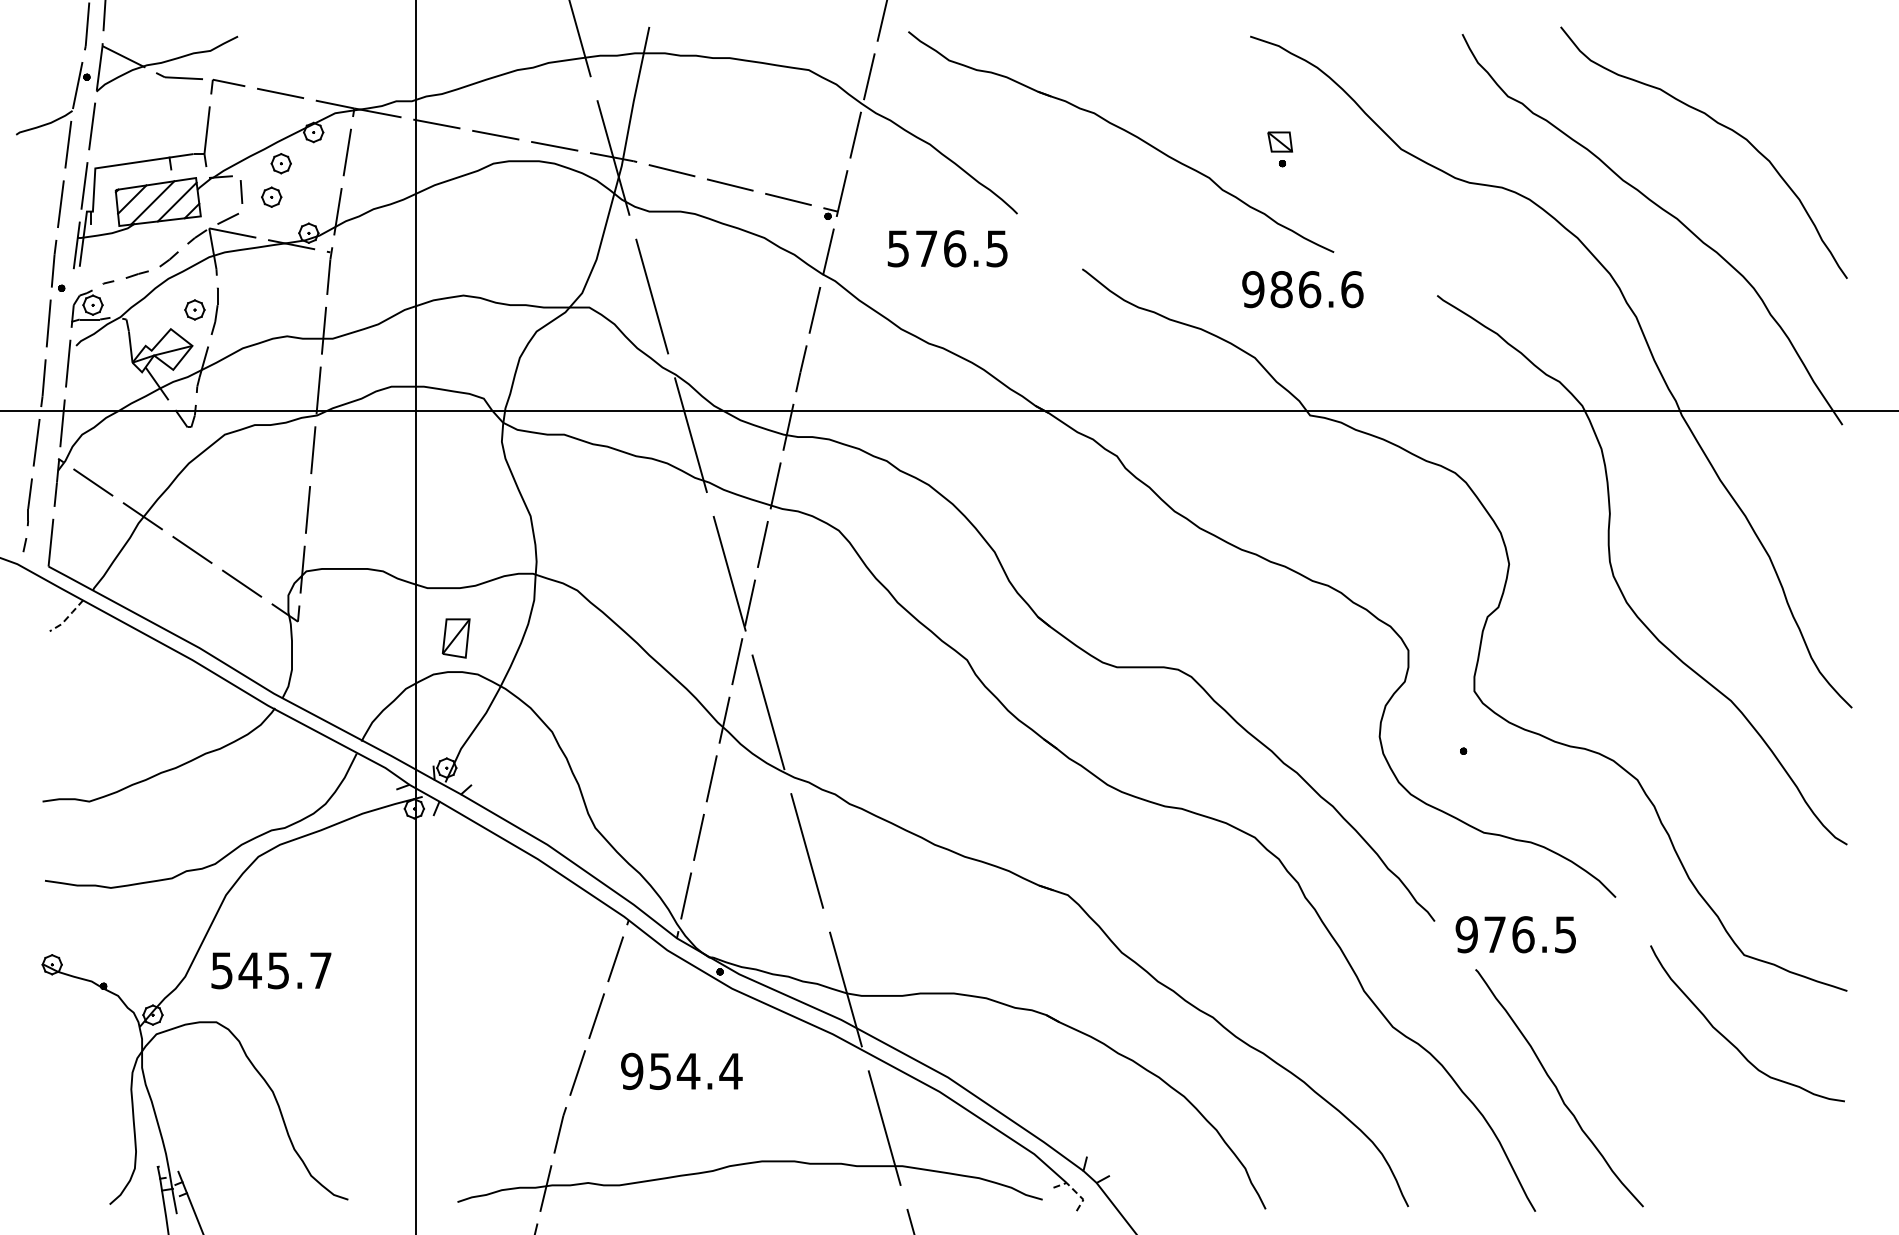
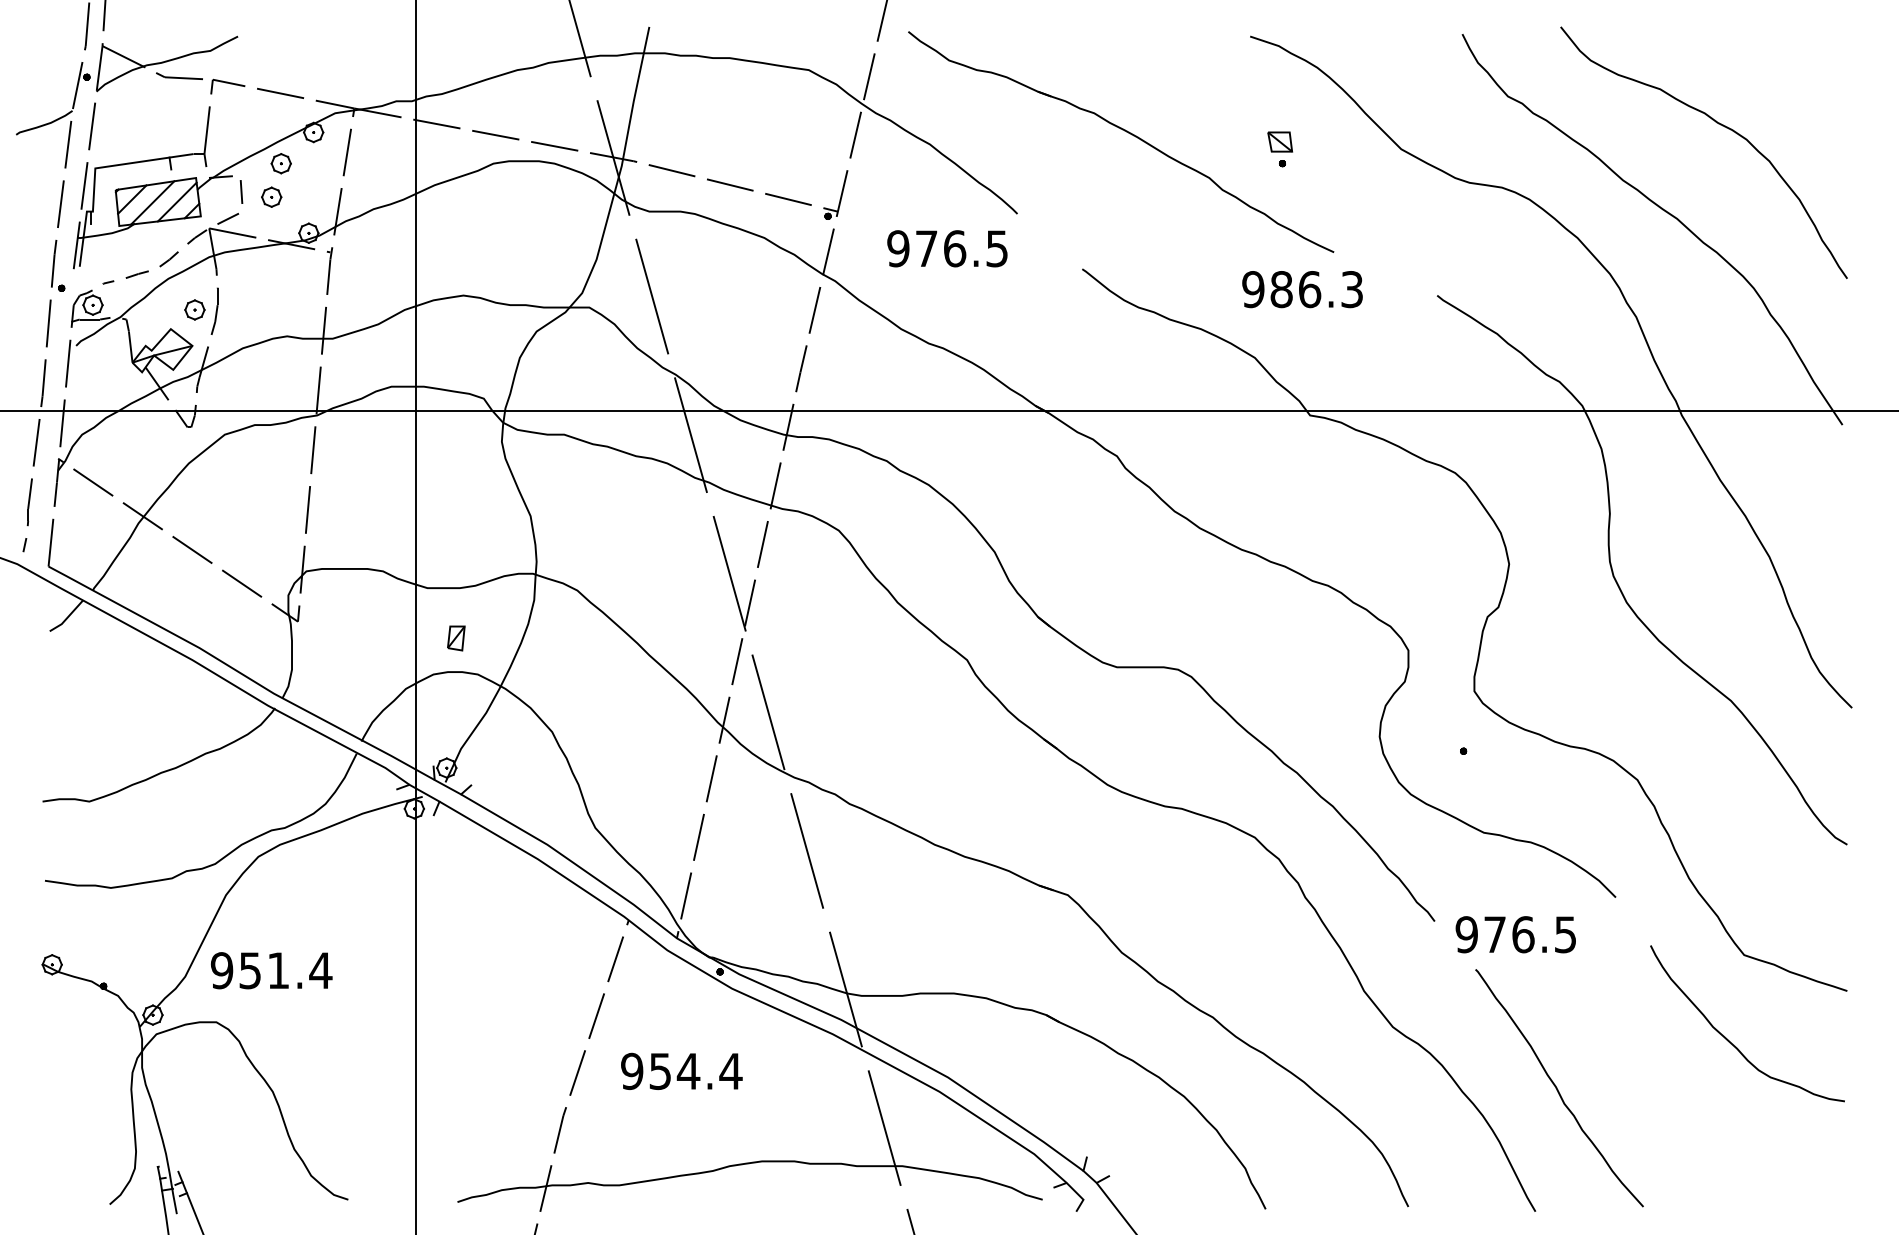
text: 576.5 -> 976.5 (898, 248)
text: 986.6 -> 986.3 (1352, 289)
line: dashed -> solid (68, 617)
part size: 30x41 px -> 19x27 px (456, 638)
text: 545.7 -> 951.4 (271, 970)
line: dashed -> solid (1075, 1191)
